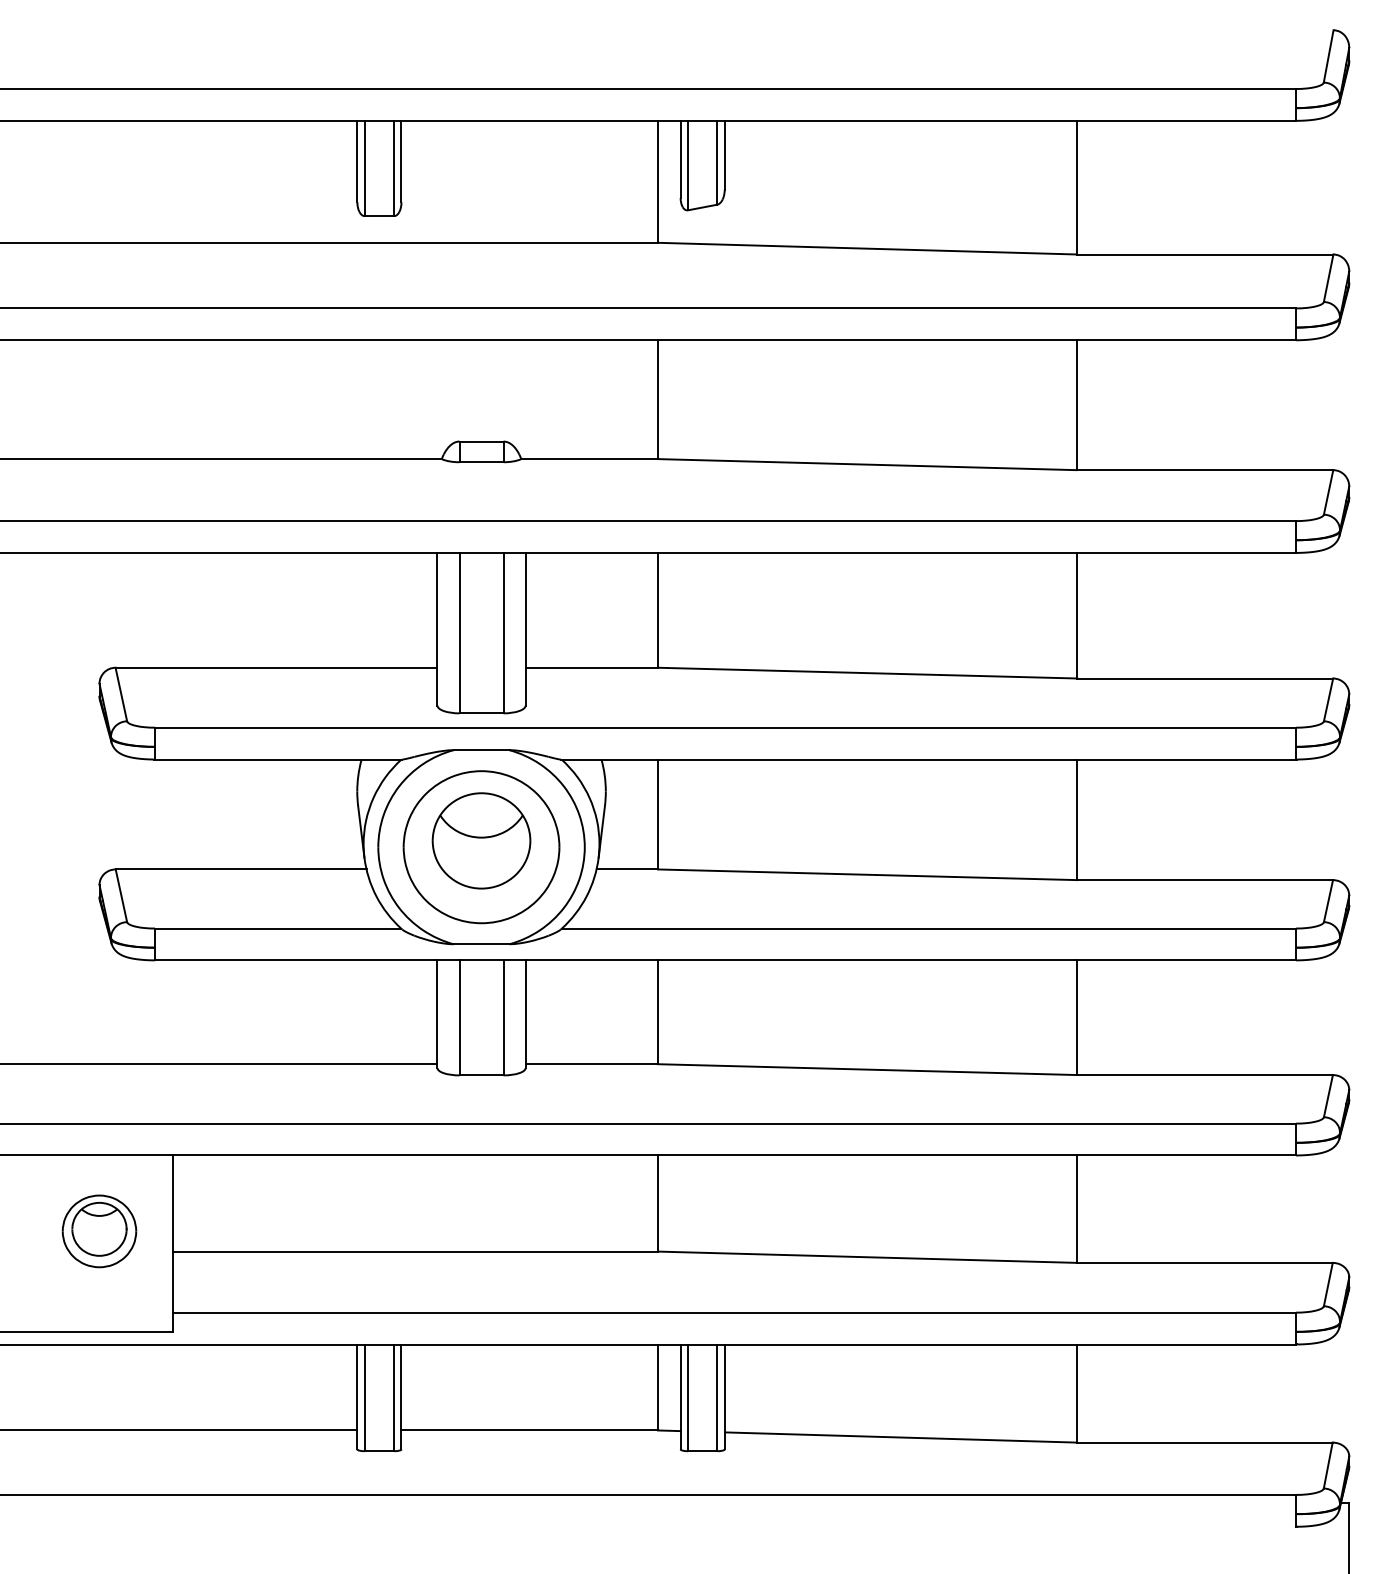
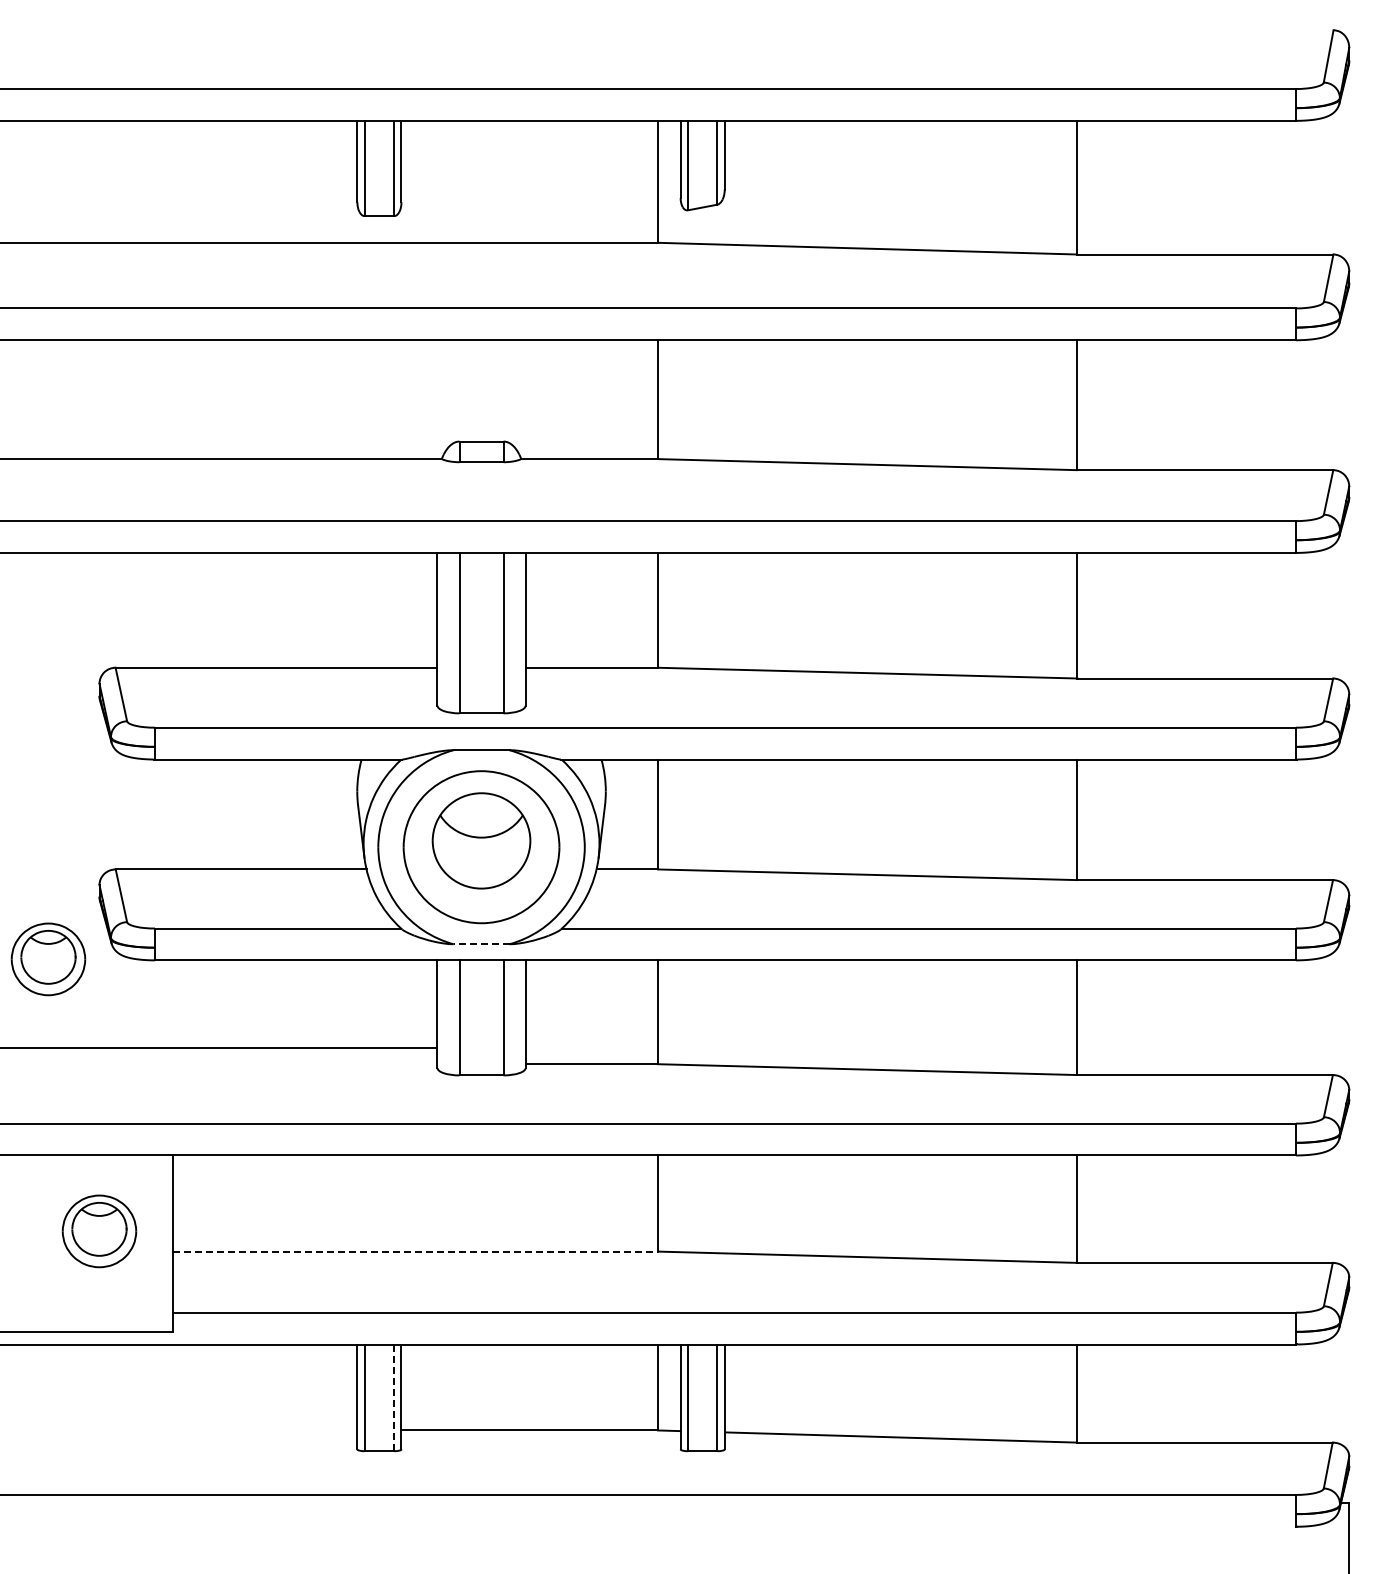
line: solid -> dashed (481, 944)
part: none -> present (48, 959)
line position: (219, 1064) -> (219, 1048) (219, 1048)
line: solid -> dashed (415, 1251)
line: solid -> dashed (394, 1398)
line: present -> none (179, 1430)
